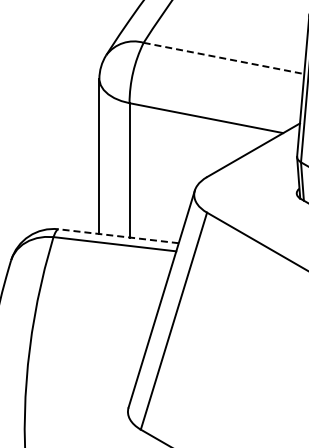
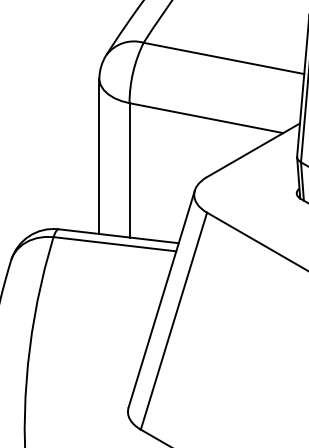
line: dashed -> solid (223, 58)
line: dashed -> solid (118, 236)
